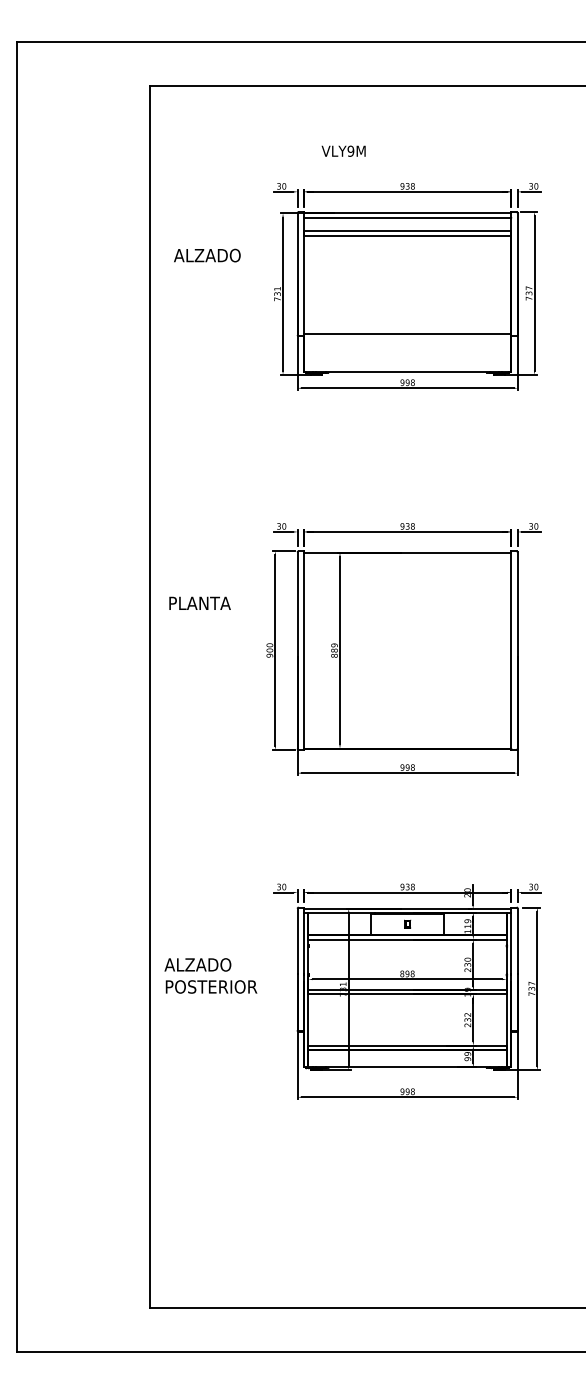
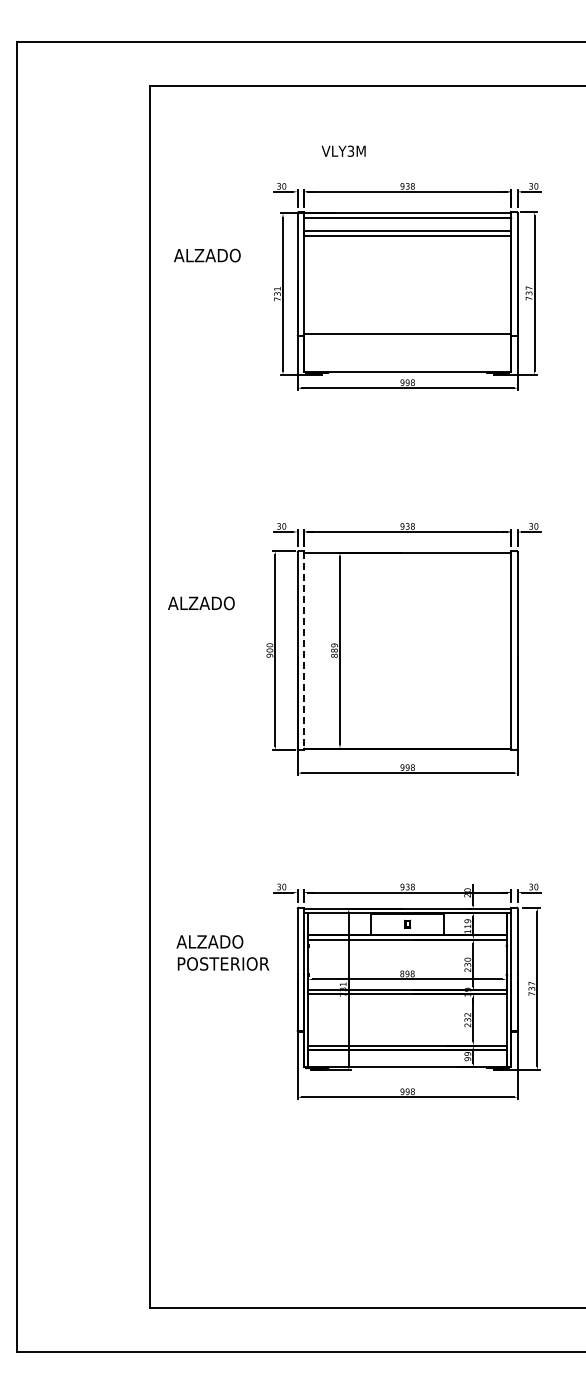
text: VLY9M -> VLY3M (350, 150)
text: PLANTA -> ALZADO (201, 603)
line: solid -> dashed (304, 651)
text position: (210, 975) -> (222, 952) (222, 952)
